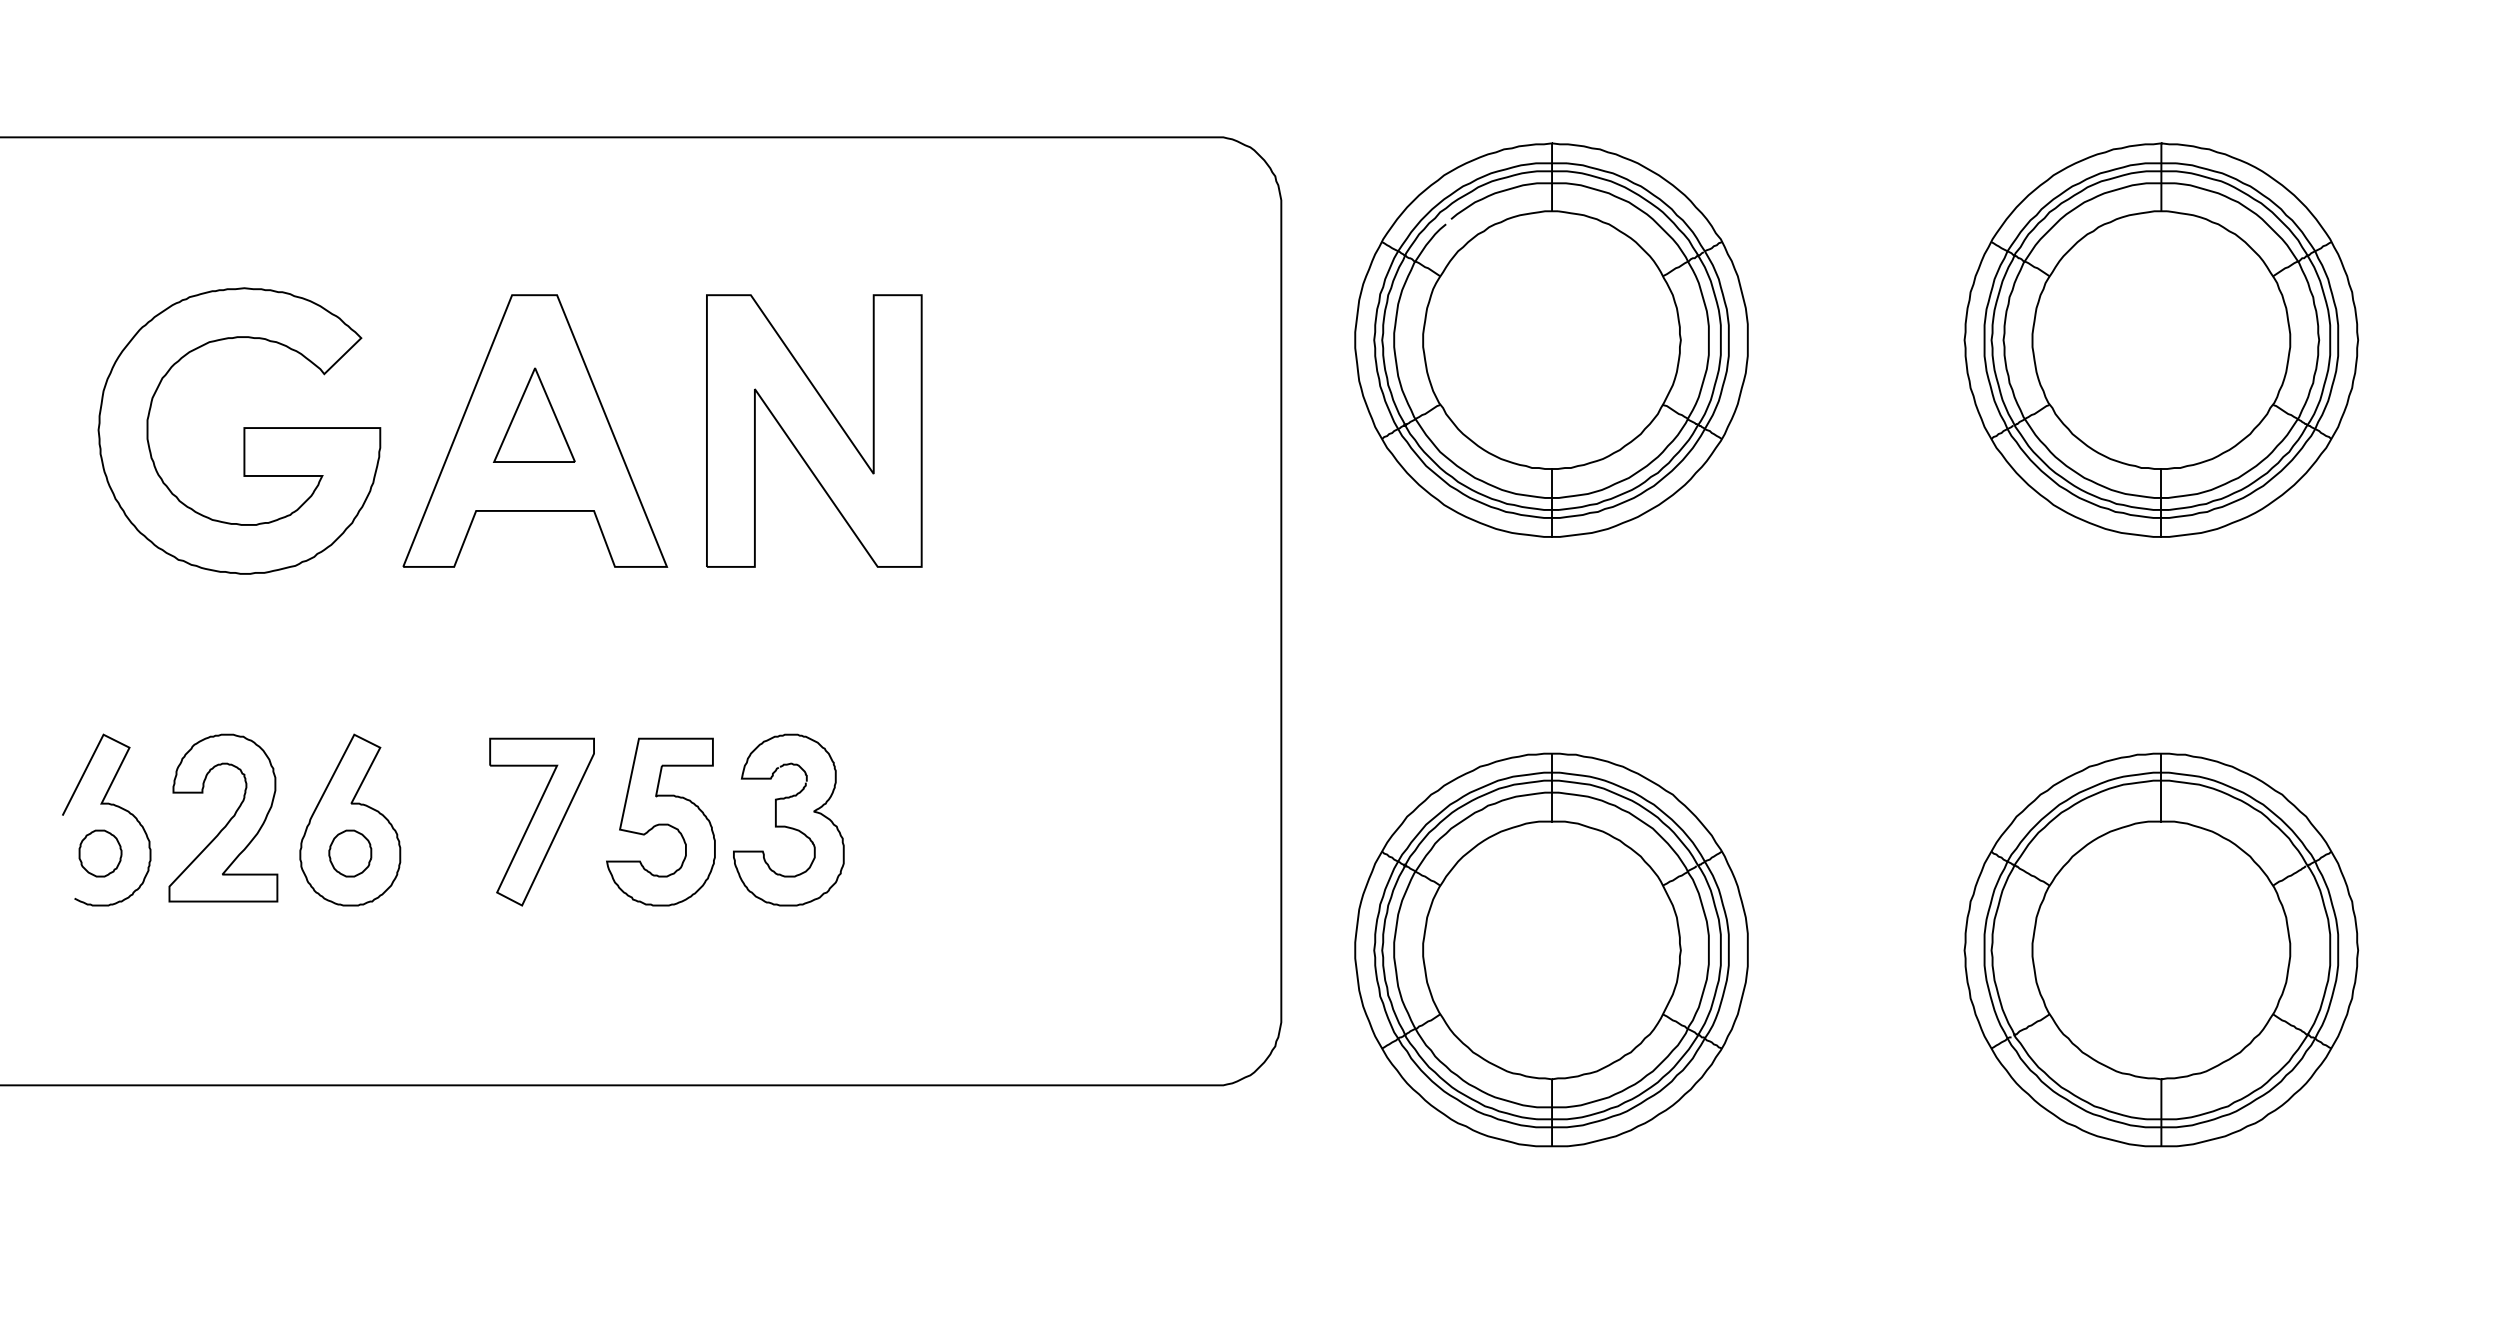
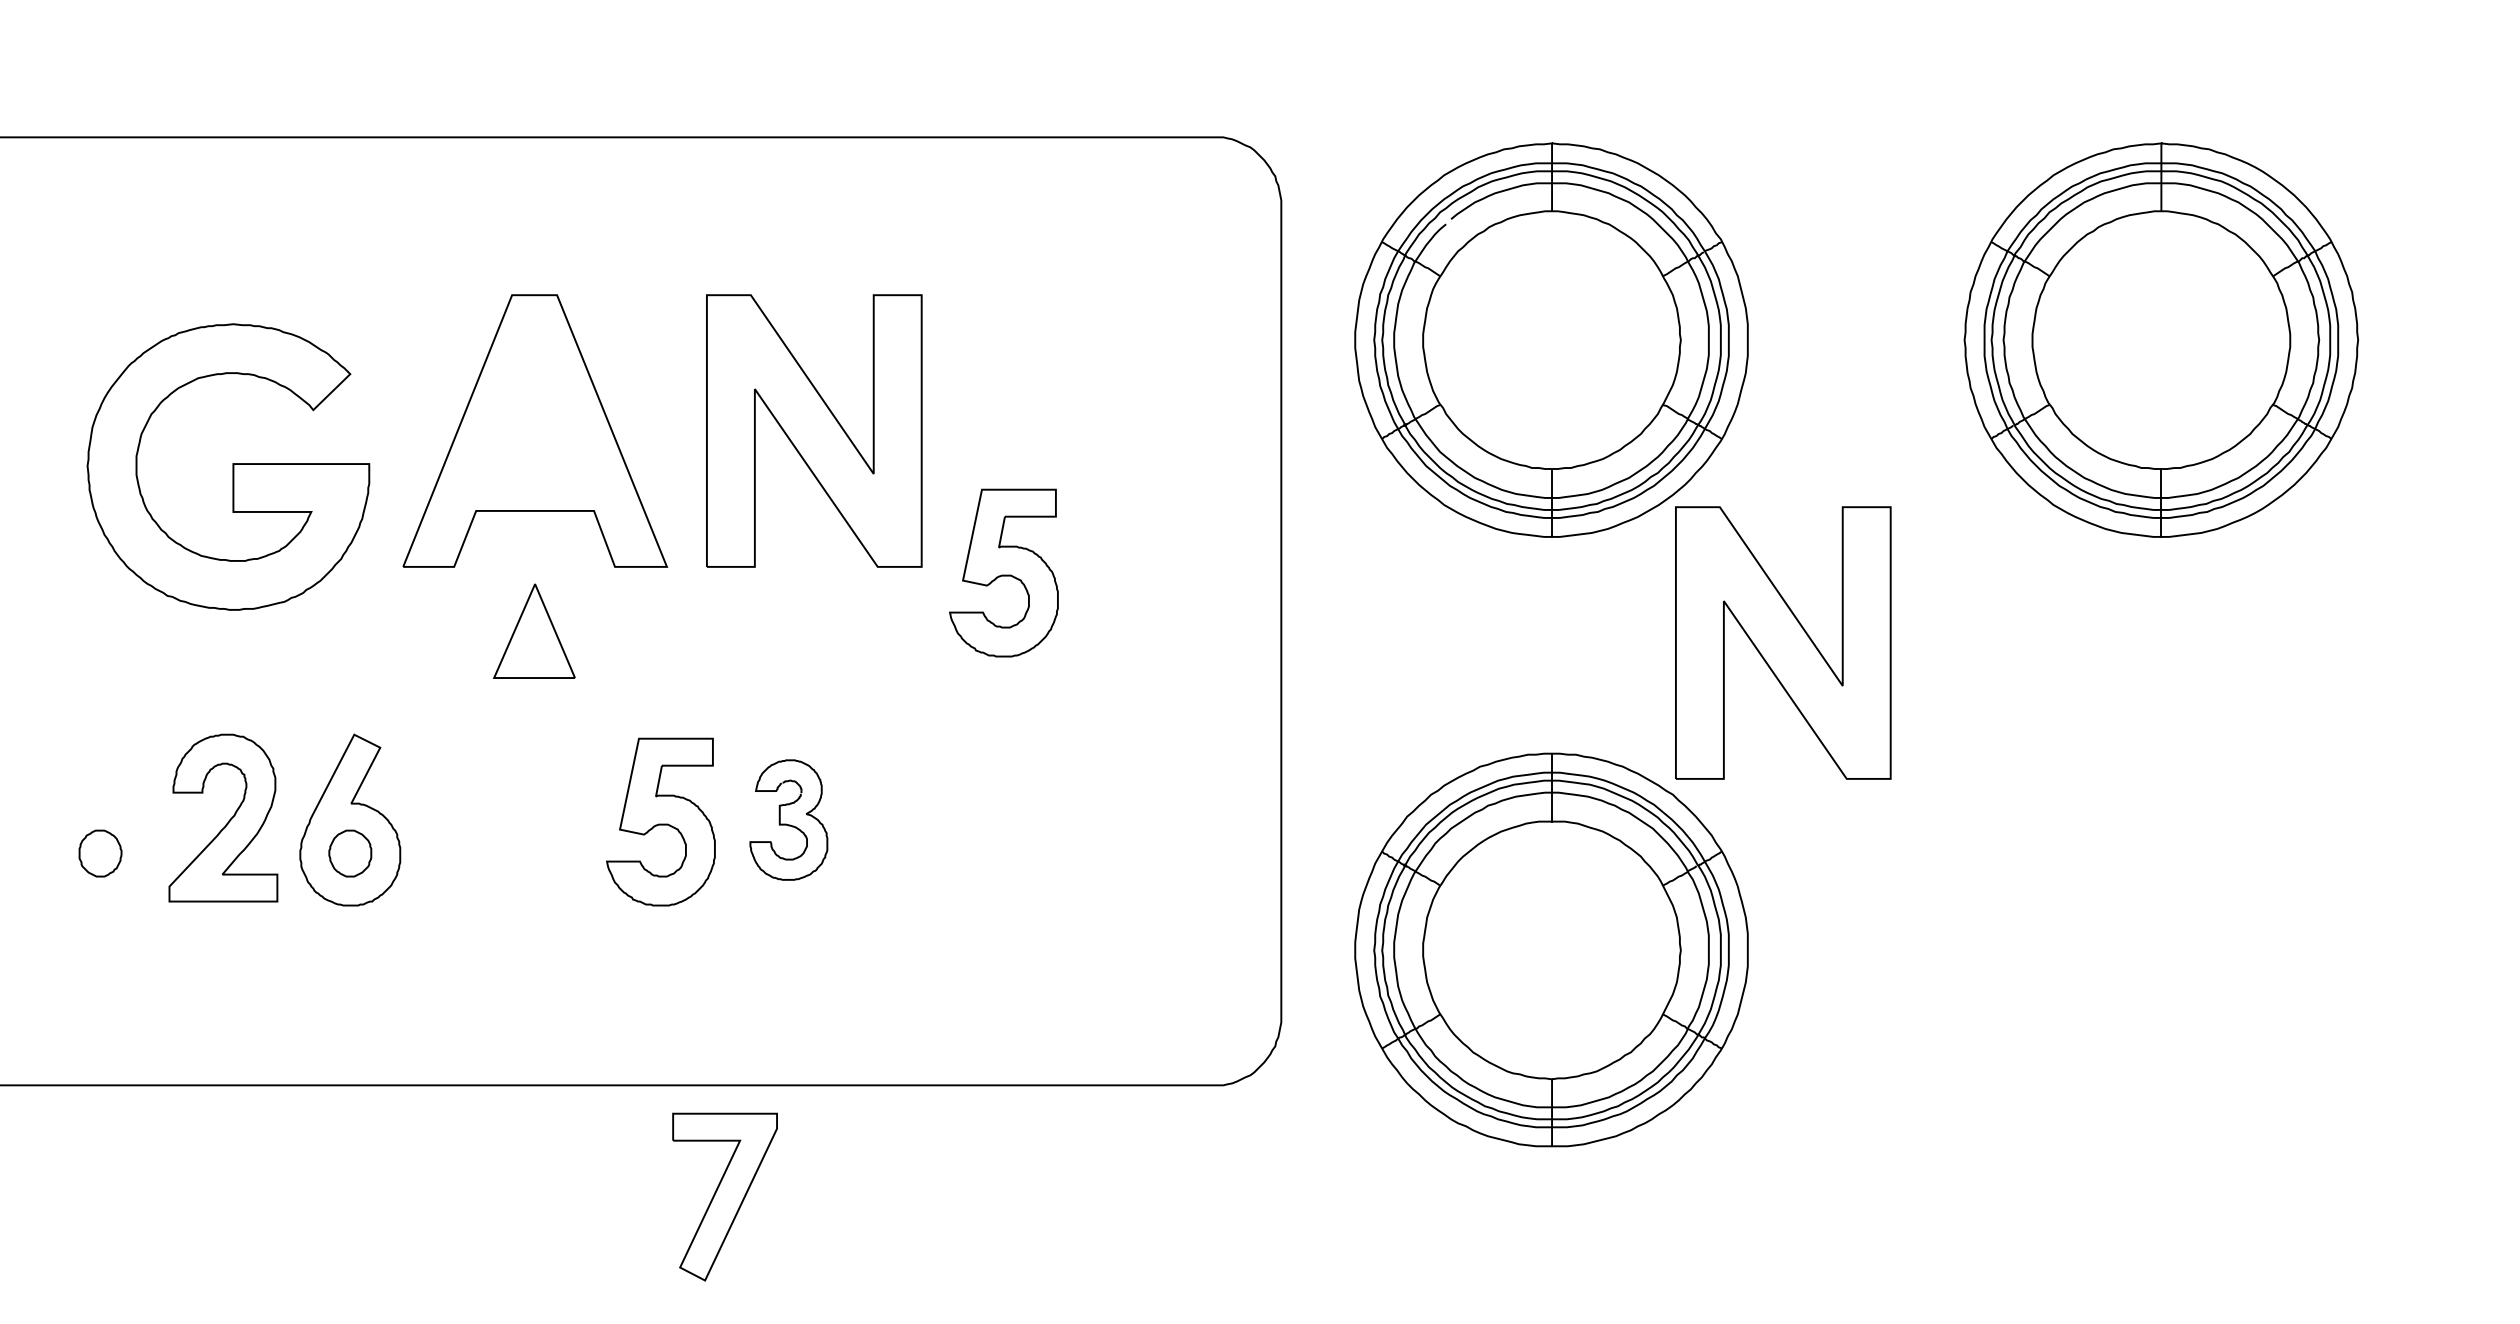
part position: (534, 414) -> (534, 630) (534, 630)
part position: (239, 430) -> (228, 466) (228, 466)
part: none -> present (1003, 572)
part: none -> present (1783, 642)
curve: present -> none (110, 805)
part size: 112x174 px -> 80x122 px (788, 819)
part position: (541, 821) -> (724, 1196) (724, 1196)
part: present -> none (2161, 949)
